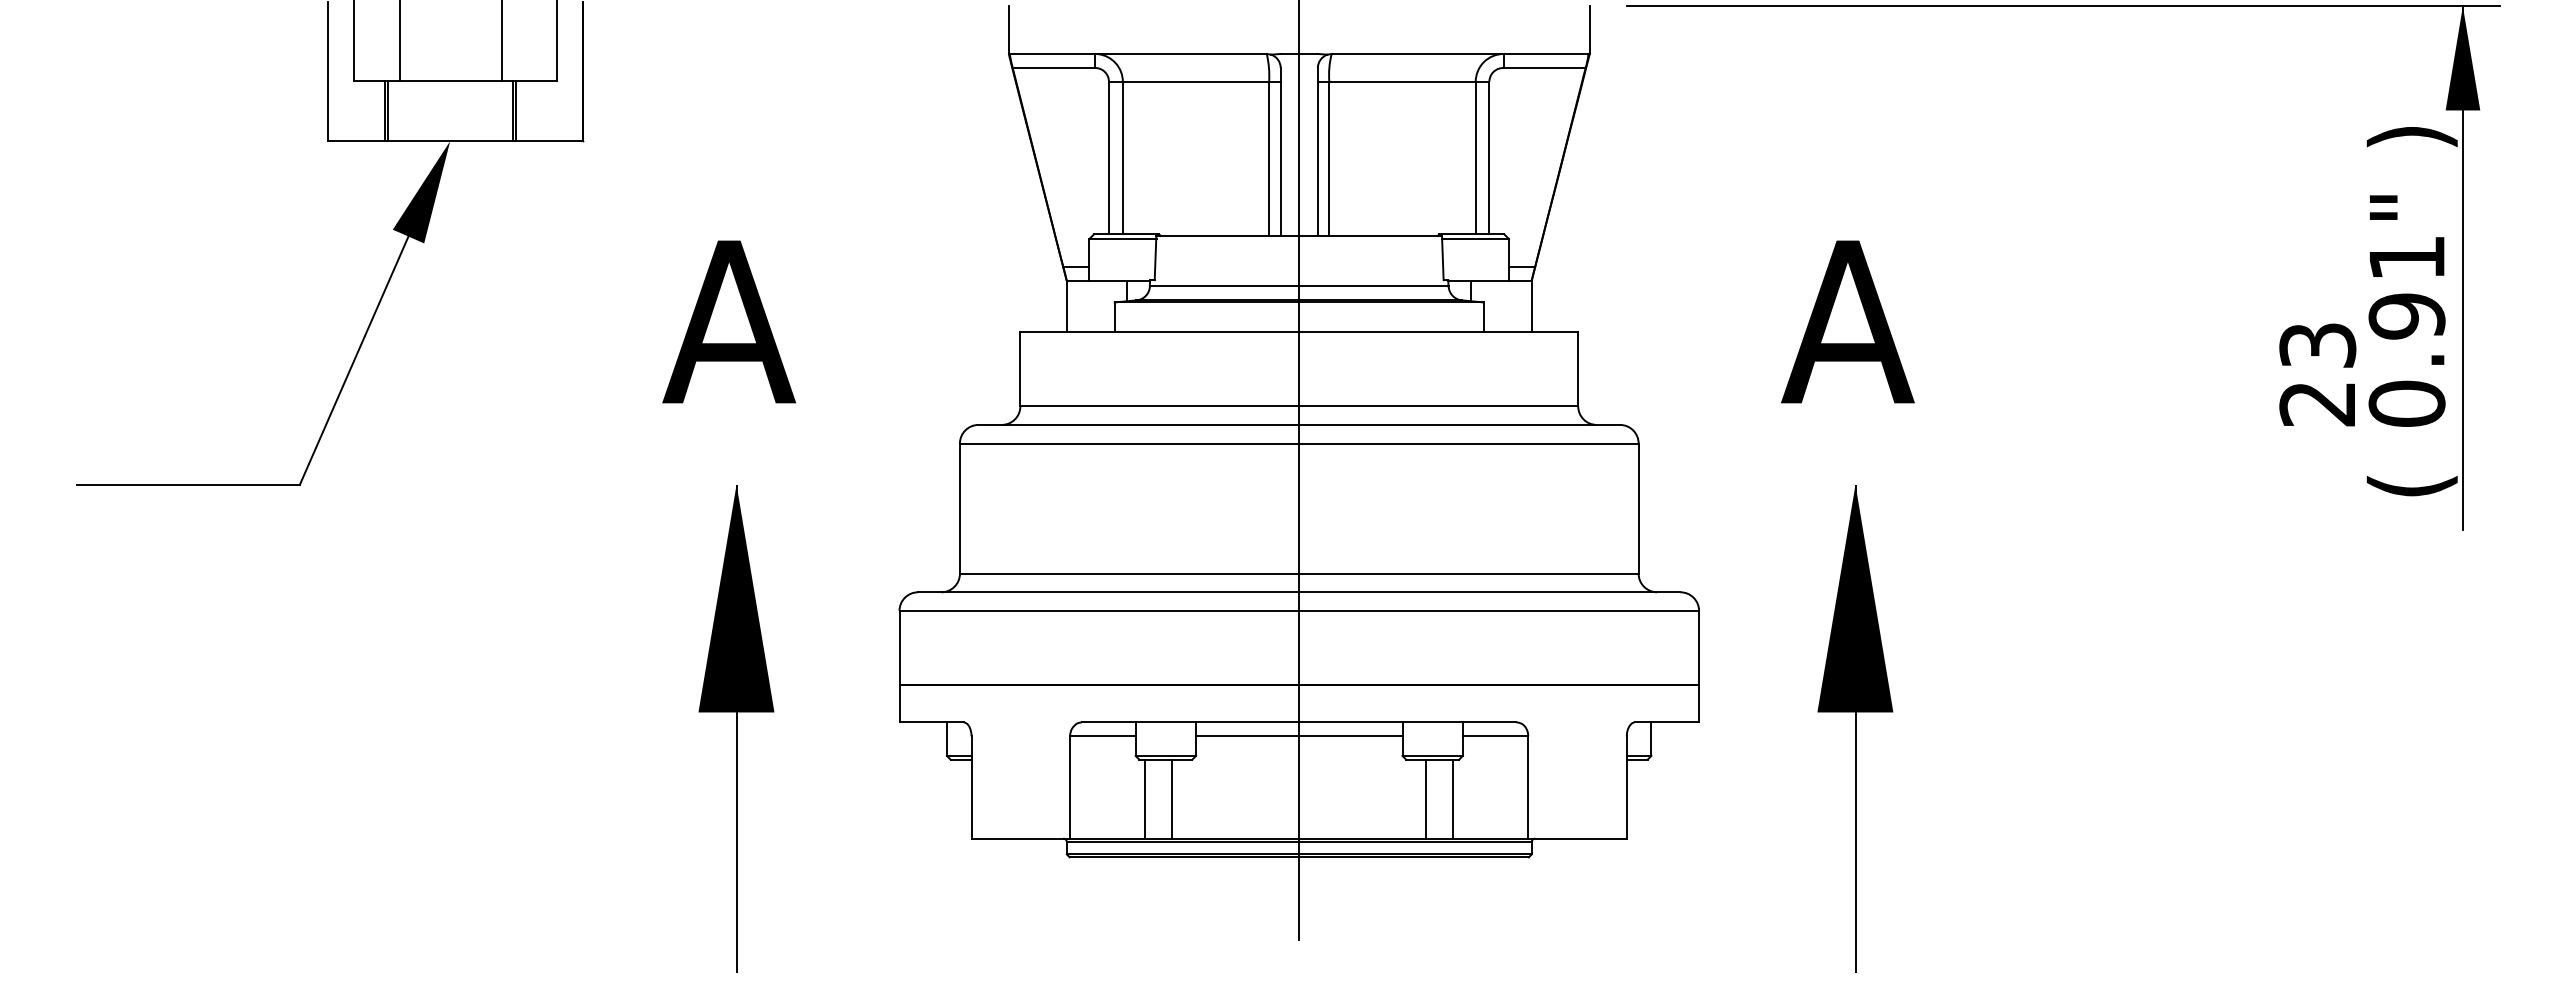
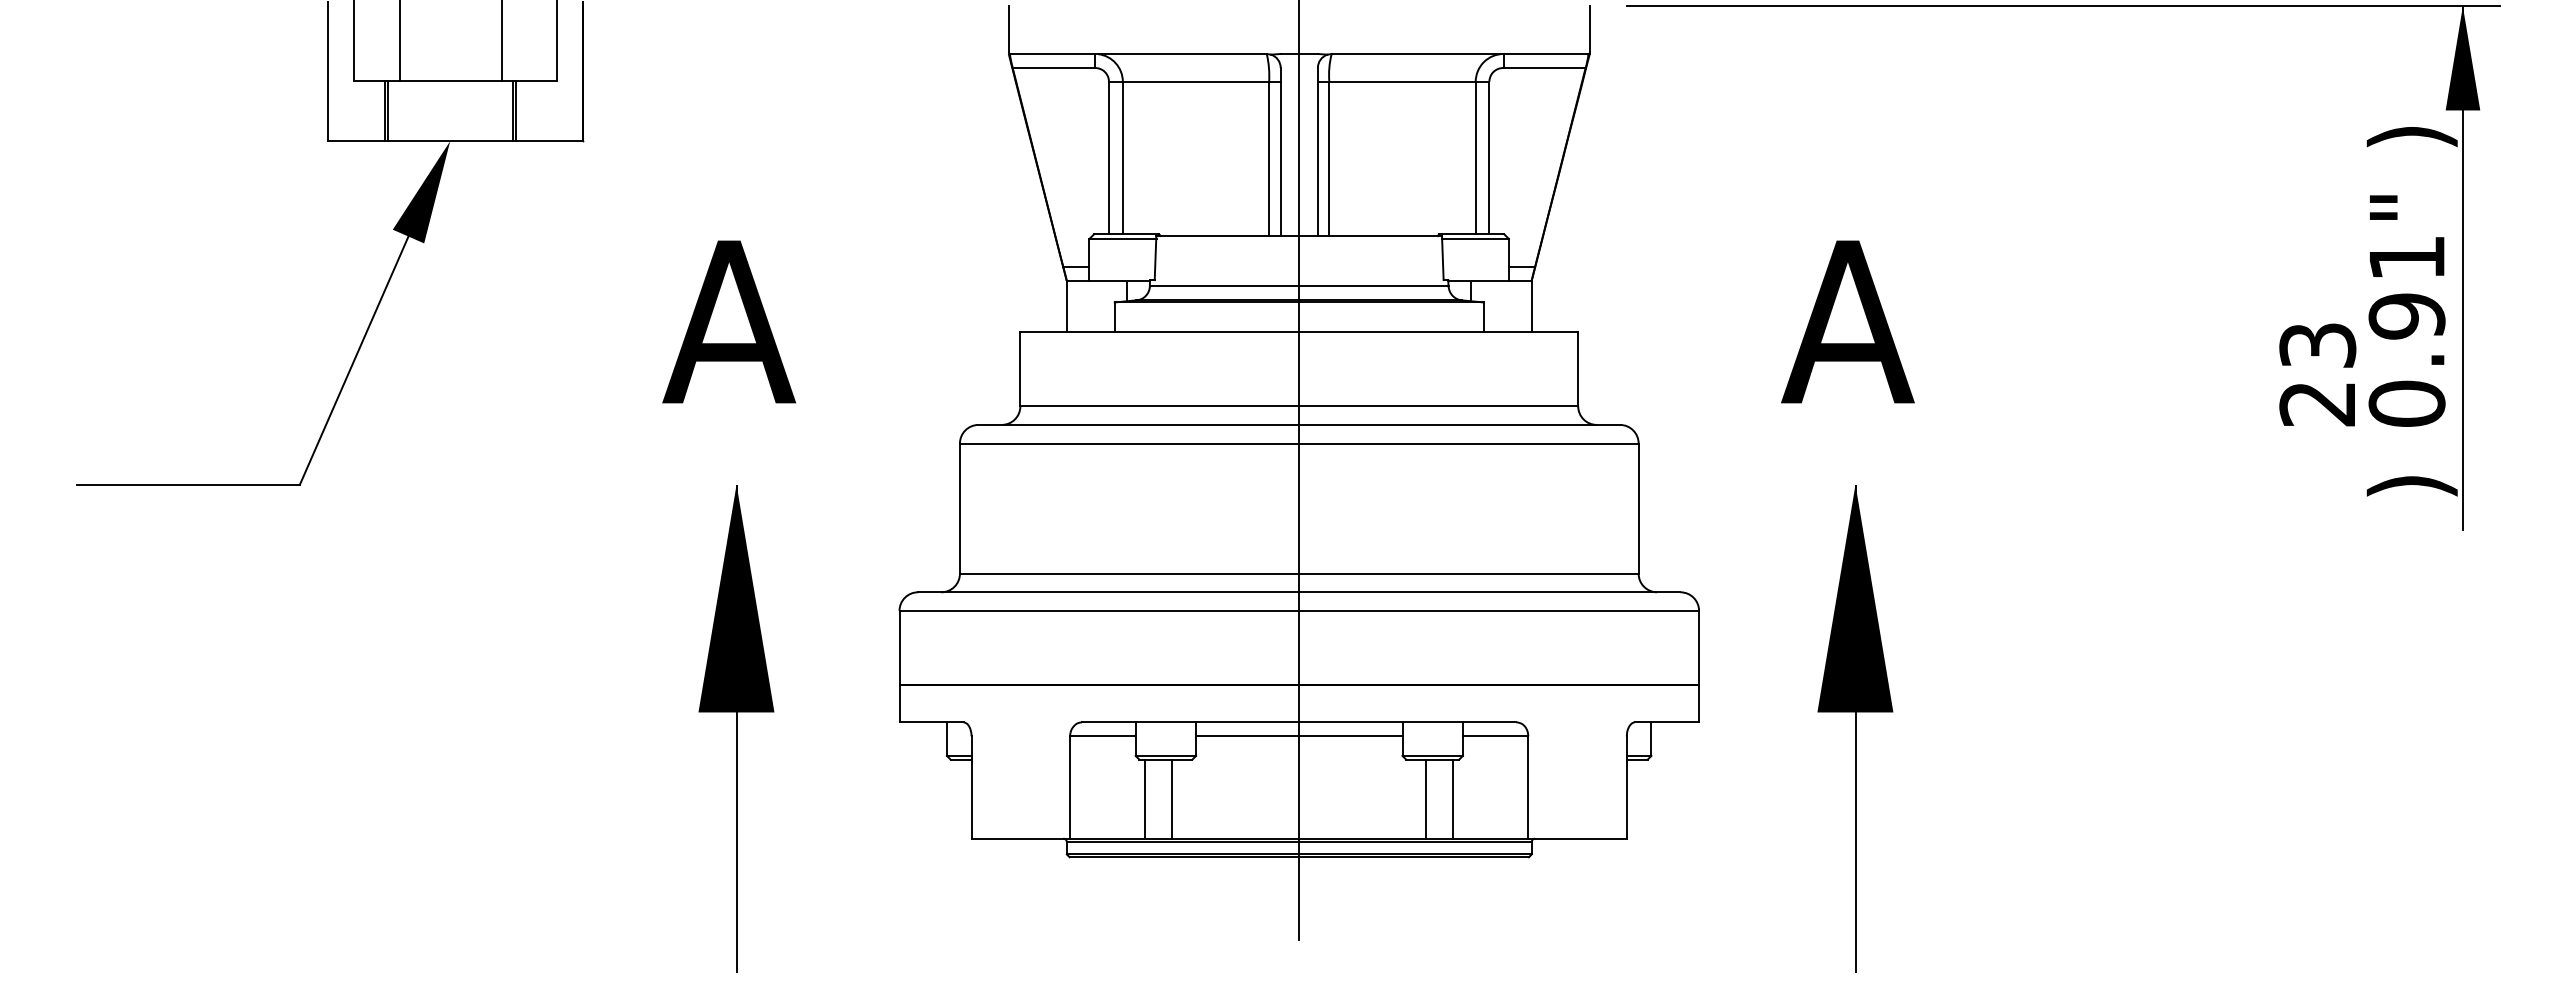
text: ( -> ) (2411, 486)
